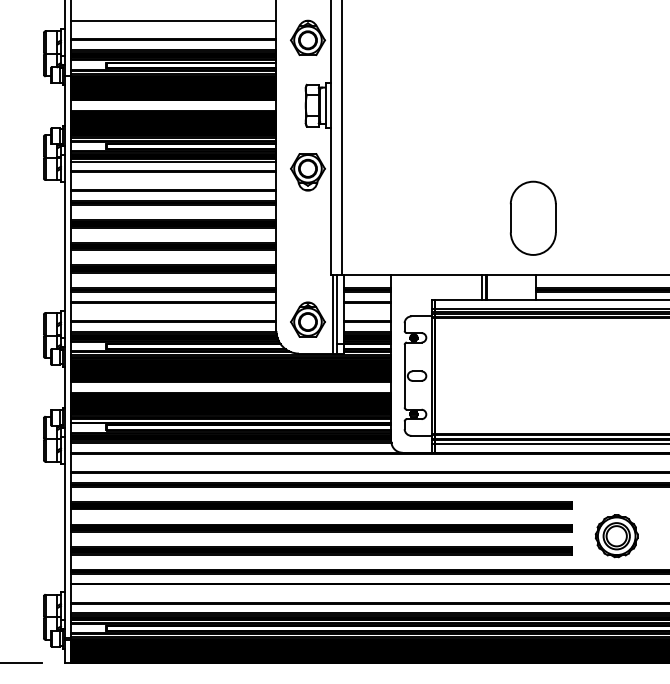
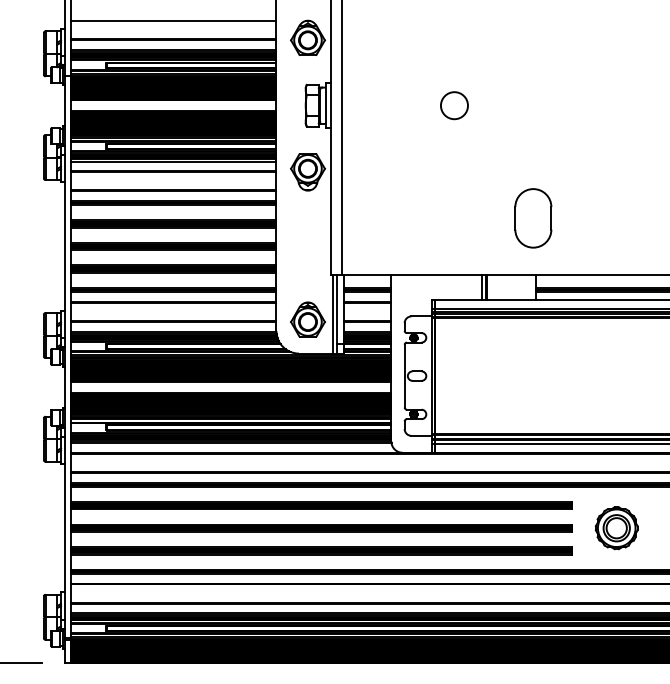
circle: none -> present (454, 105)
part size: 48x76 px -> 39x61 px (533, 218)
part position: (616, 536) -> (616, 528) (616, 528)
